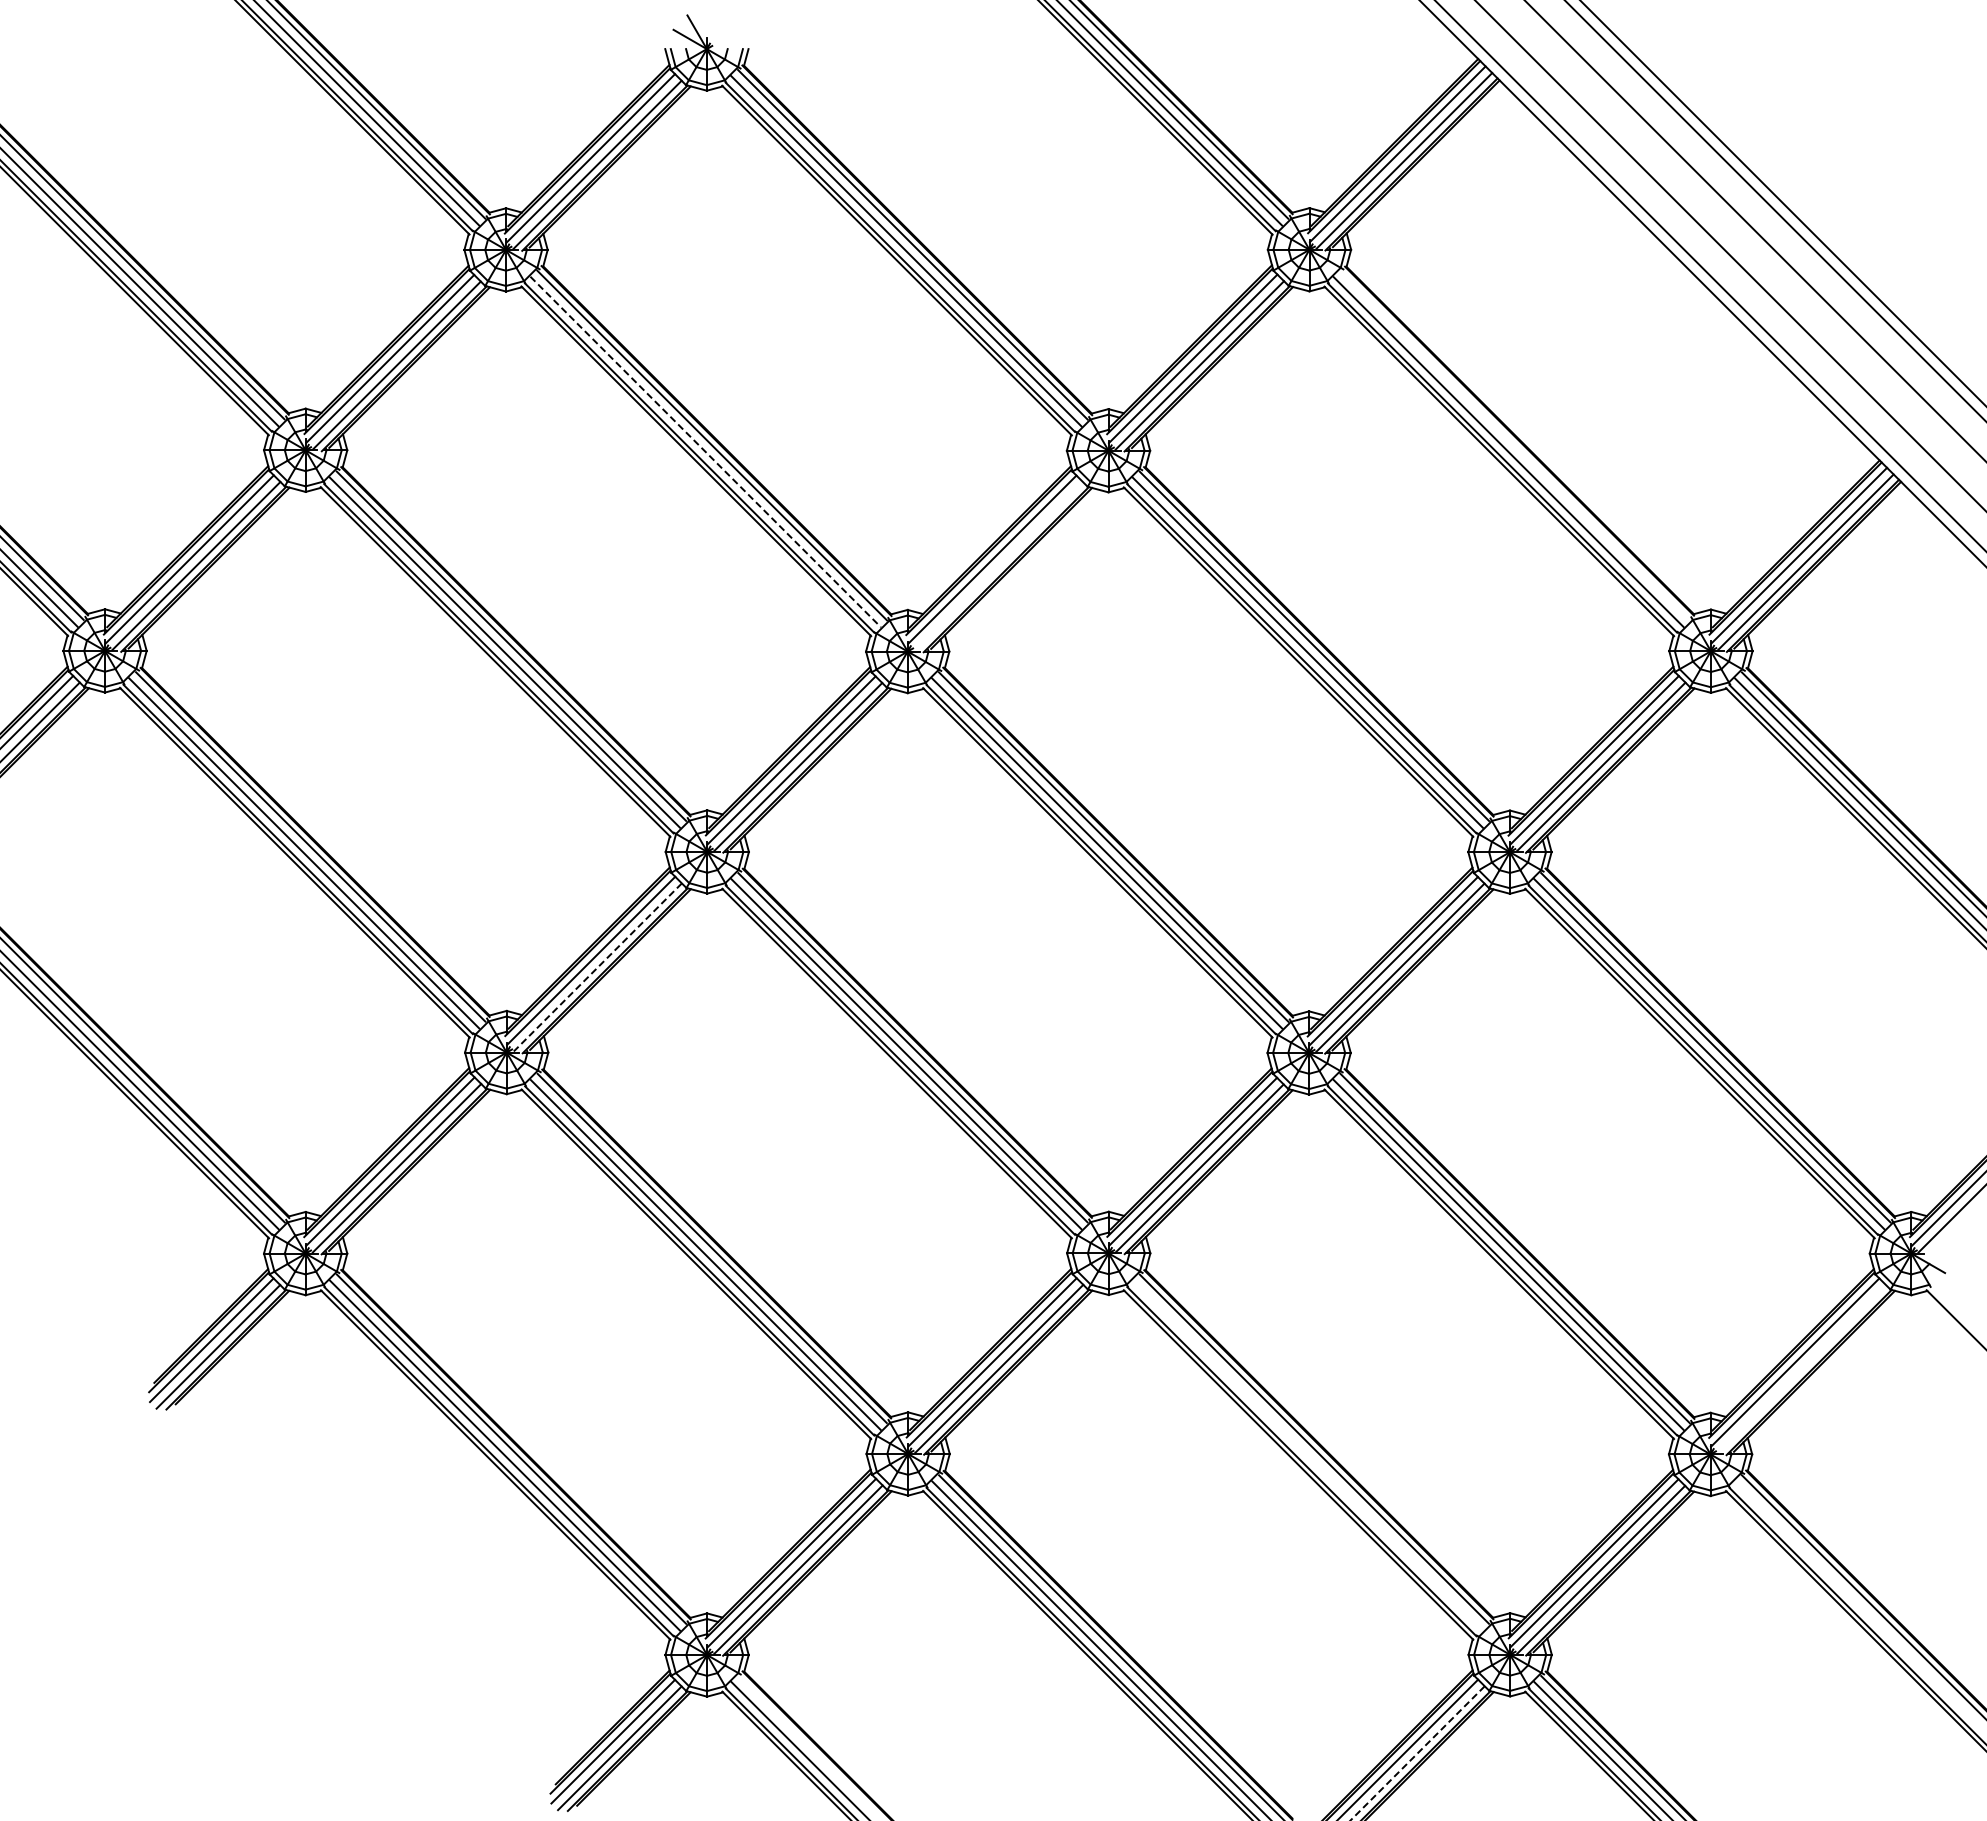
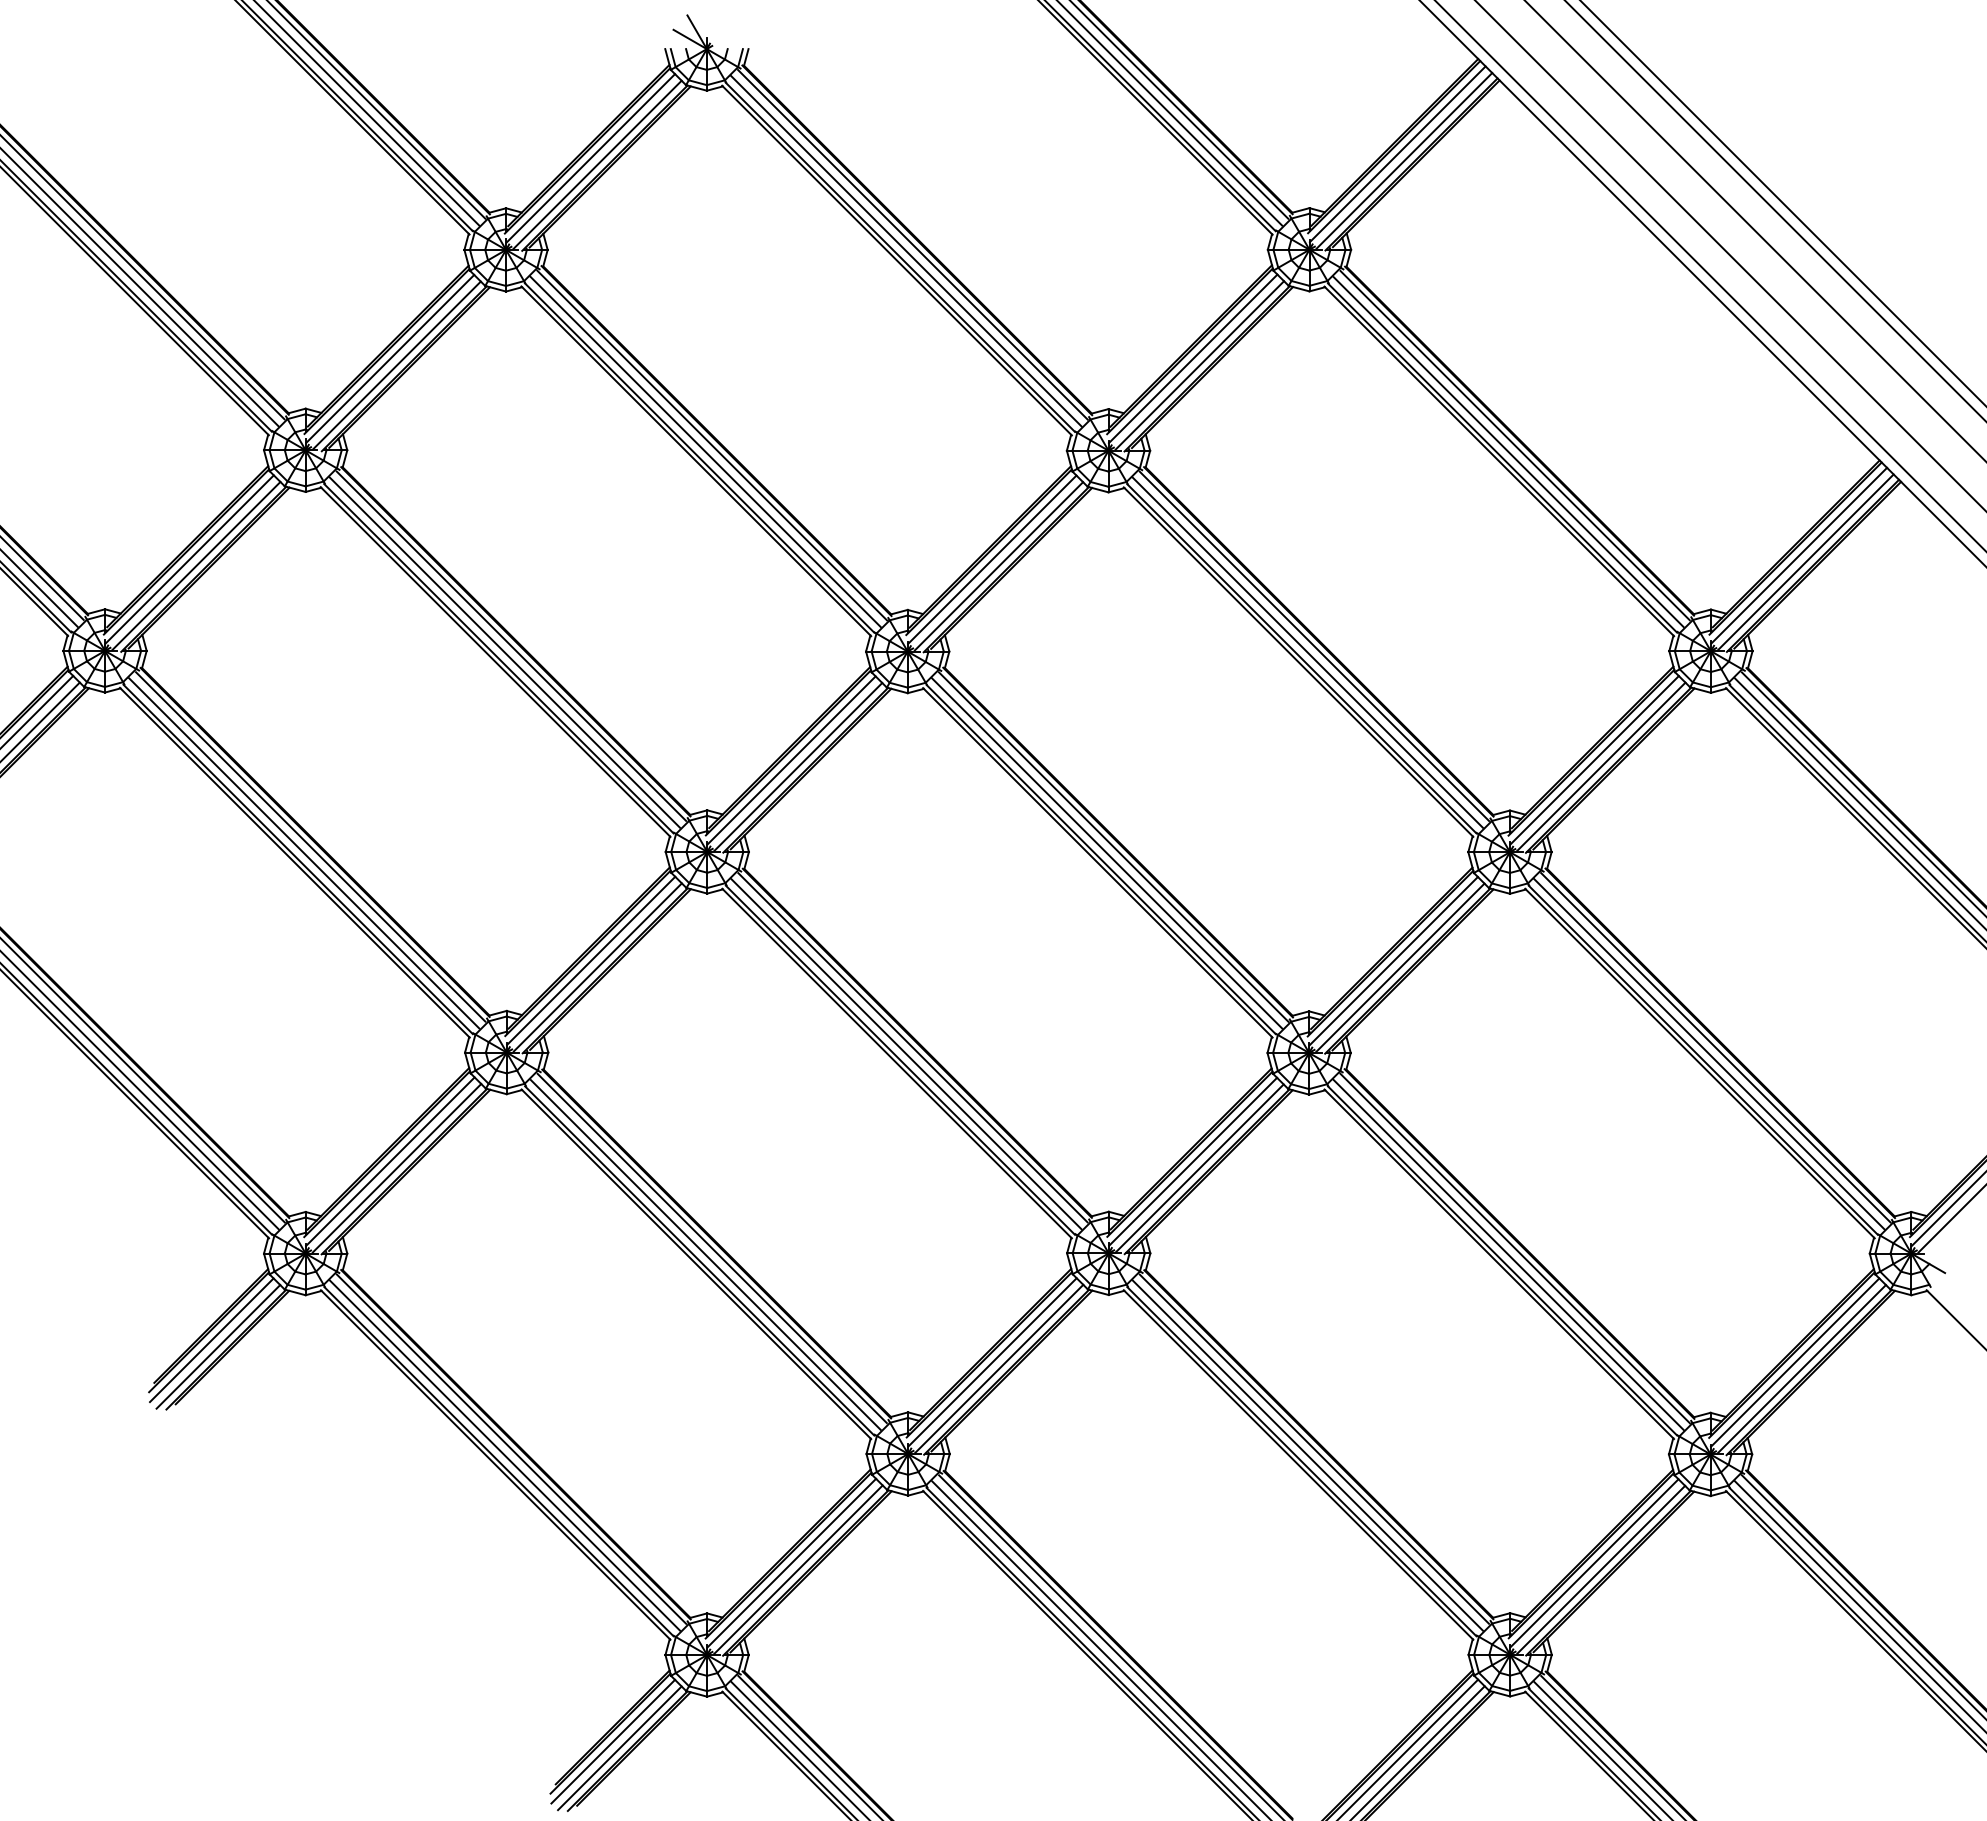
line: none -> present (1514, 445)
line: dashed -> solid (705, 451)
line: none -> present (998, 566)
line: dashed -> solid (597, 967)
line: none -> present (1801, 1369)
line: none -> present (1307, 1455)
line: none -> present (1858, 1605)
line: none -> present (808, 1746)
line: dashed -> solid (1417, 1753)
